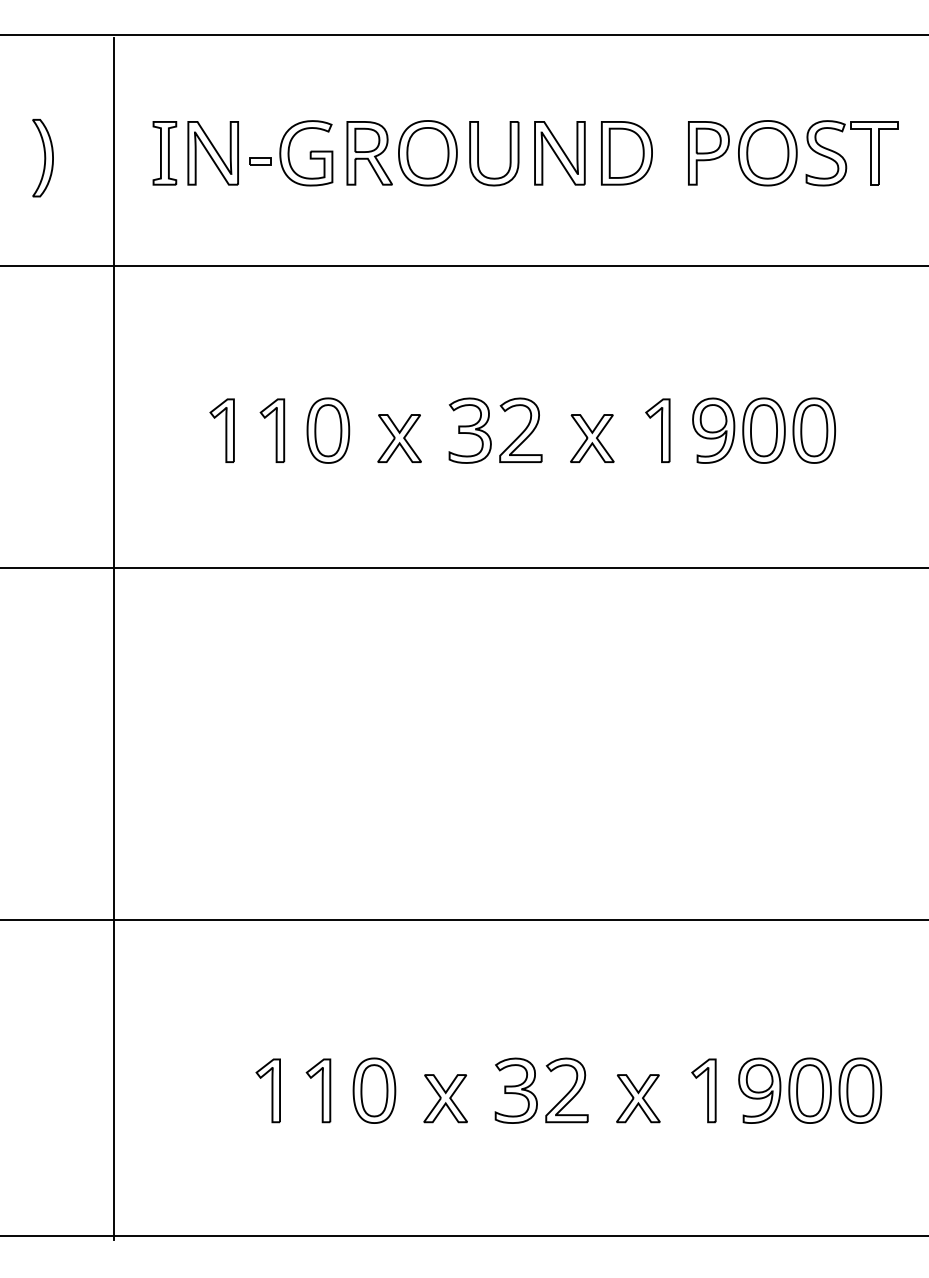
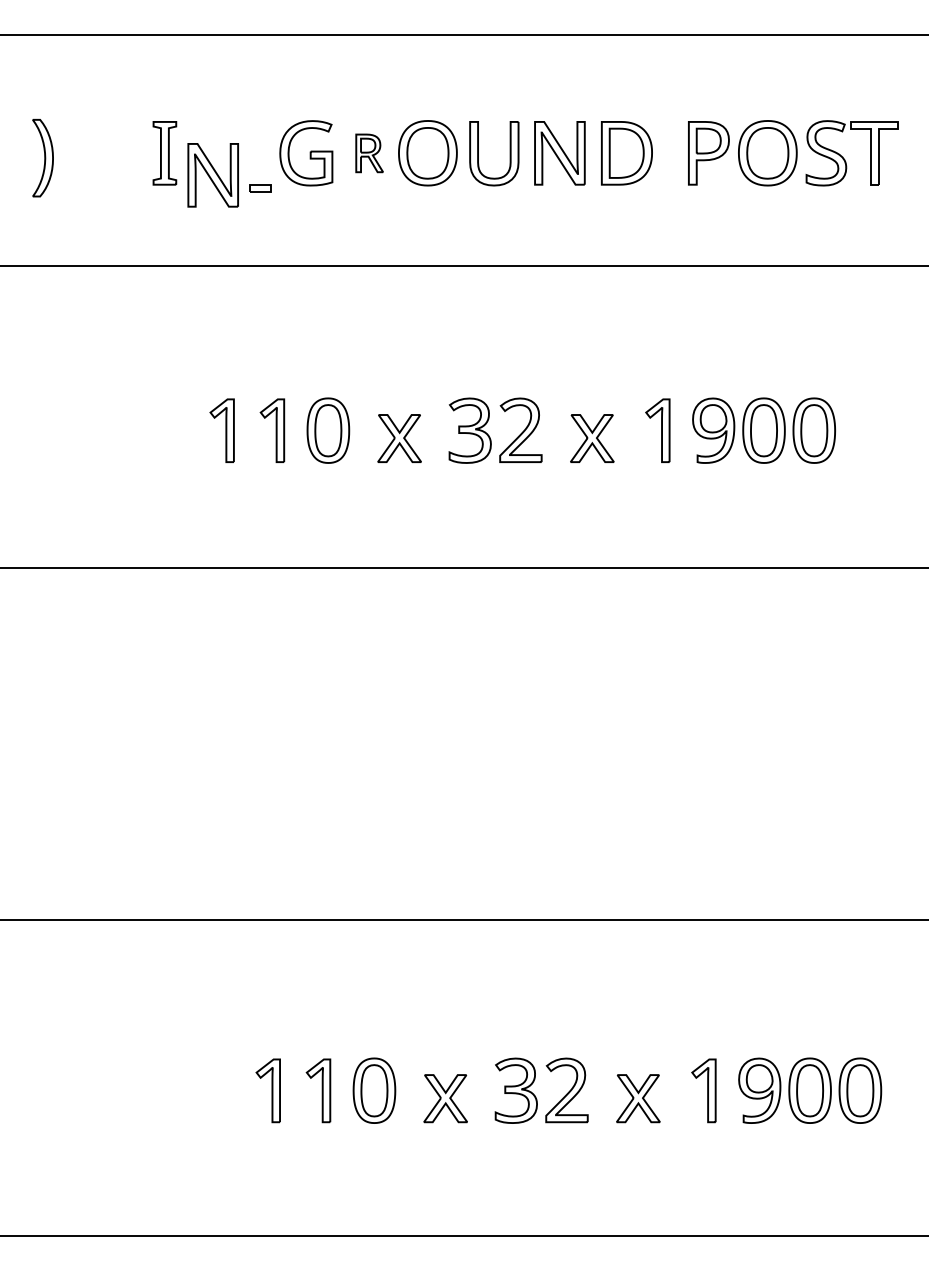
part position: (212, 153) -> (212, 175) (212, 175)
part size: 47x65 px -> 29x41 px (369, 153)
part position: (260, 161) -> (260, 188) (260, 188)
line: present -> none (114, 638)
